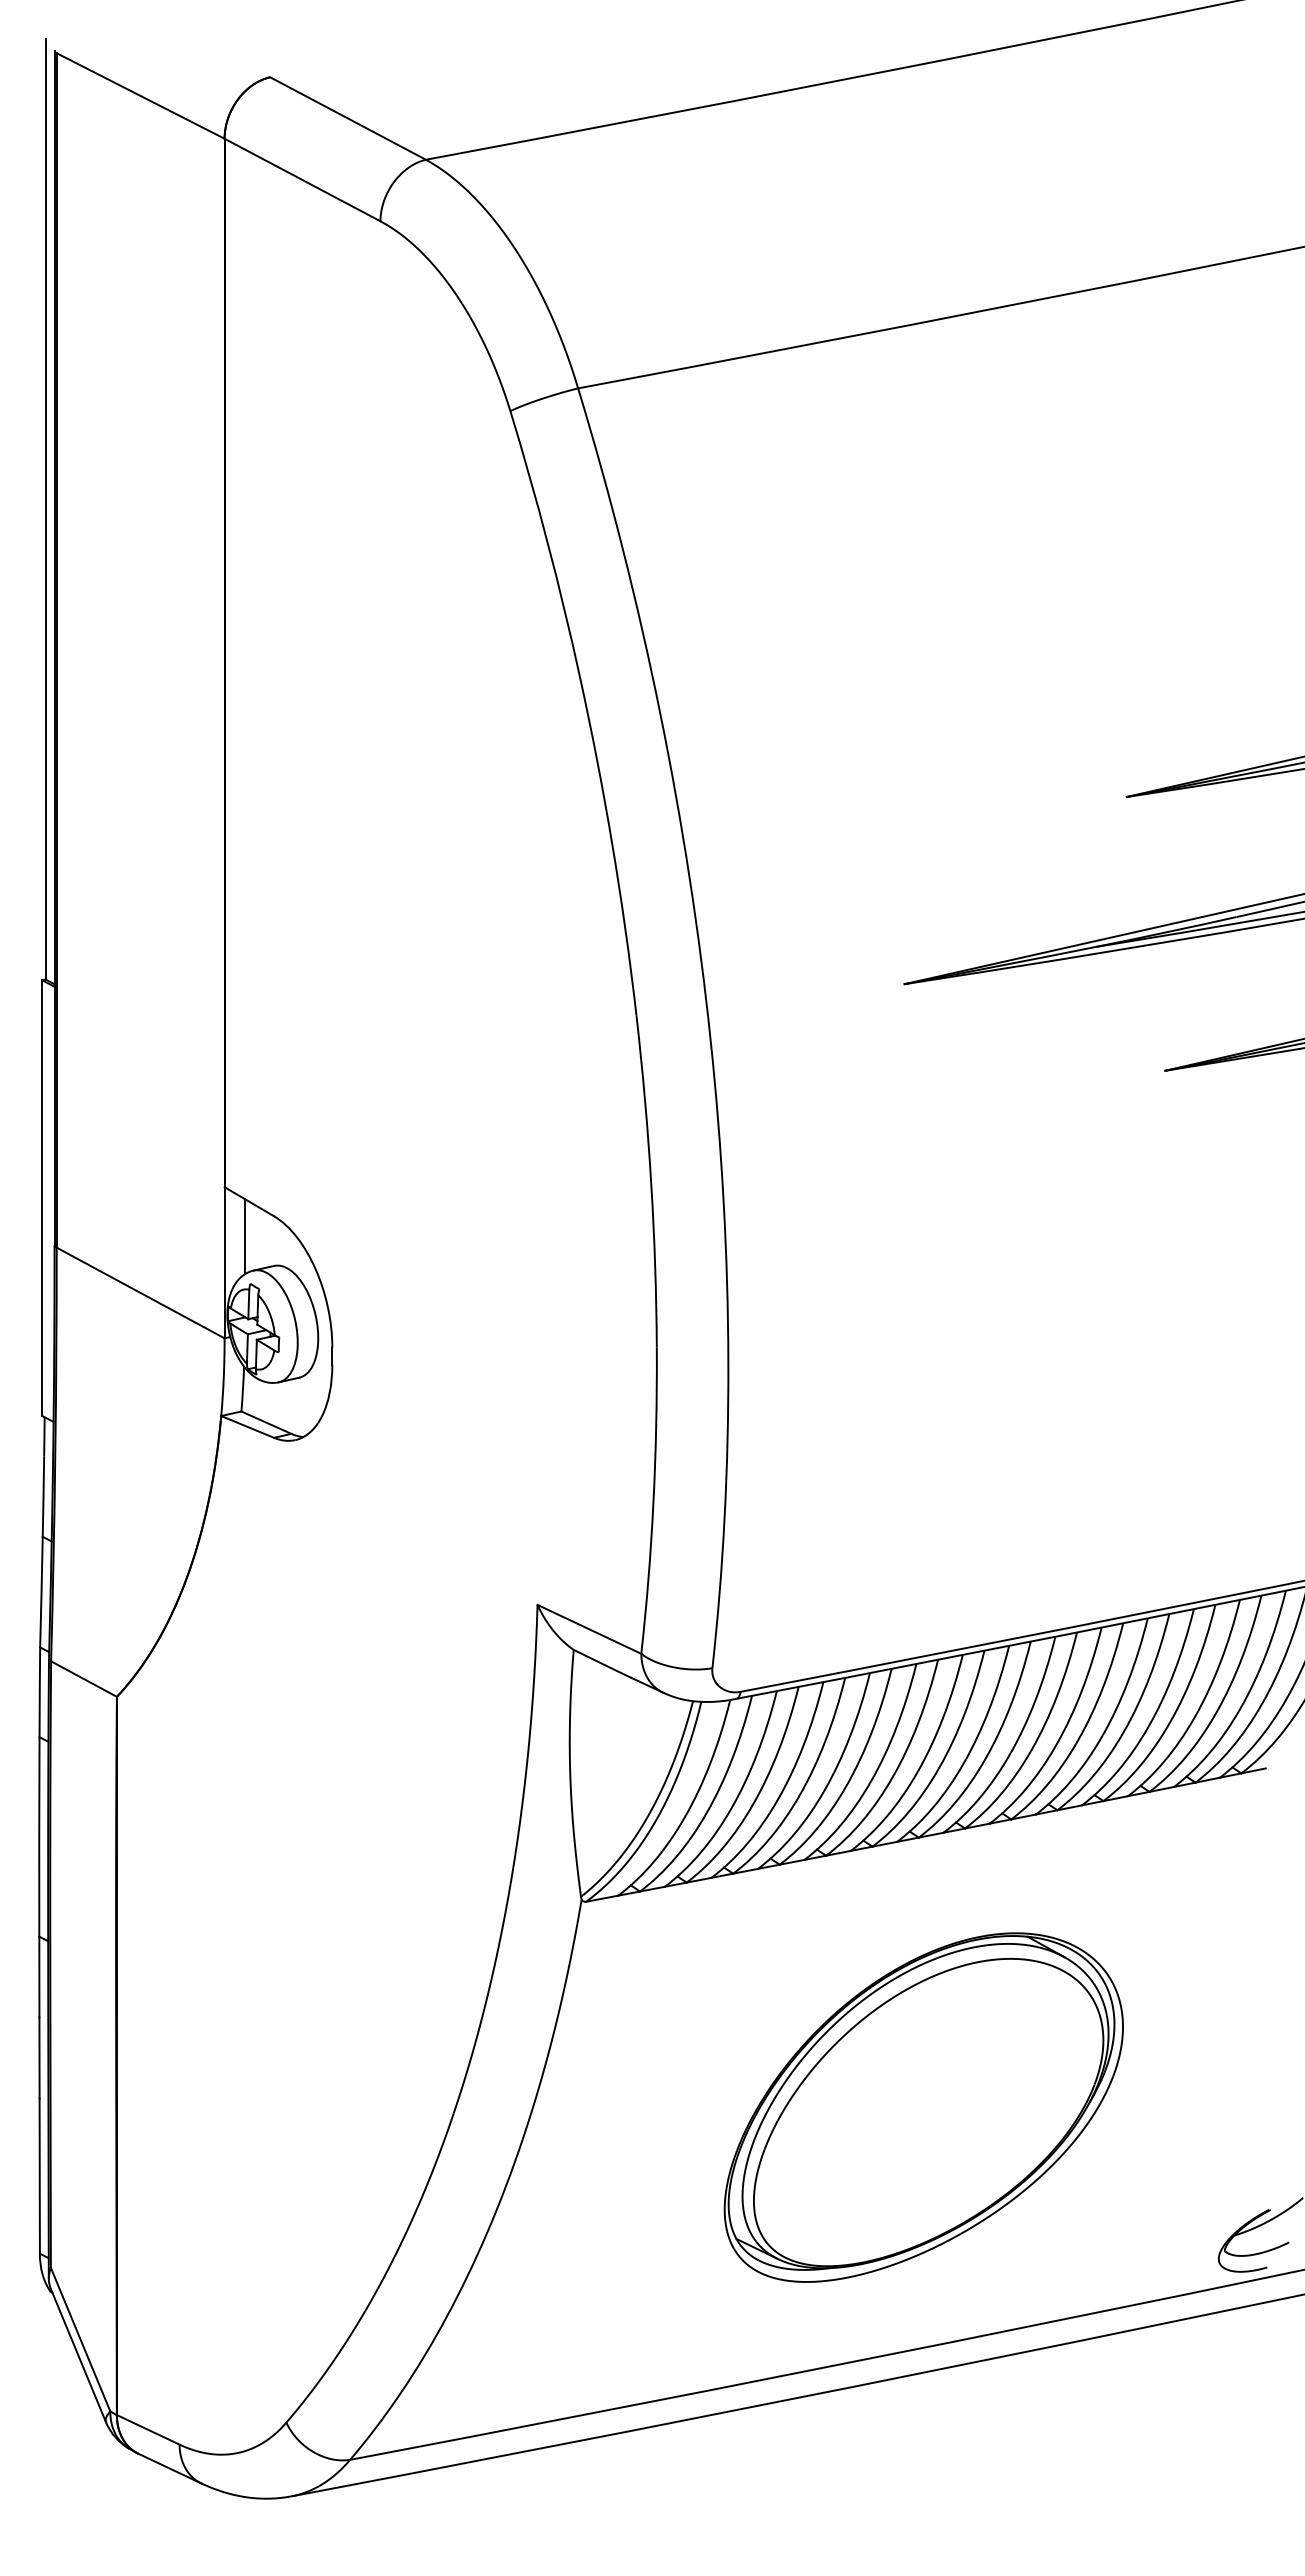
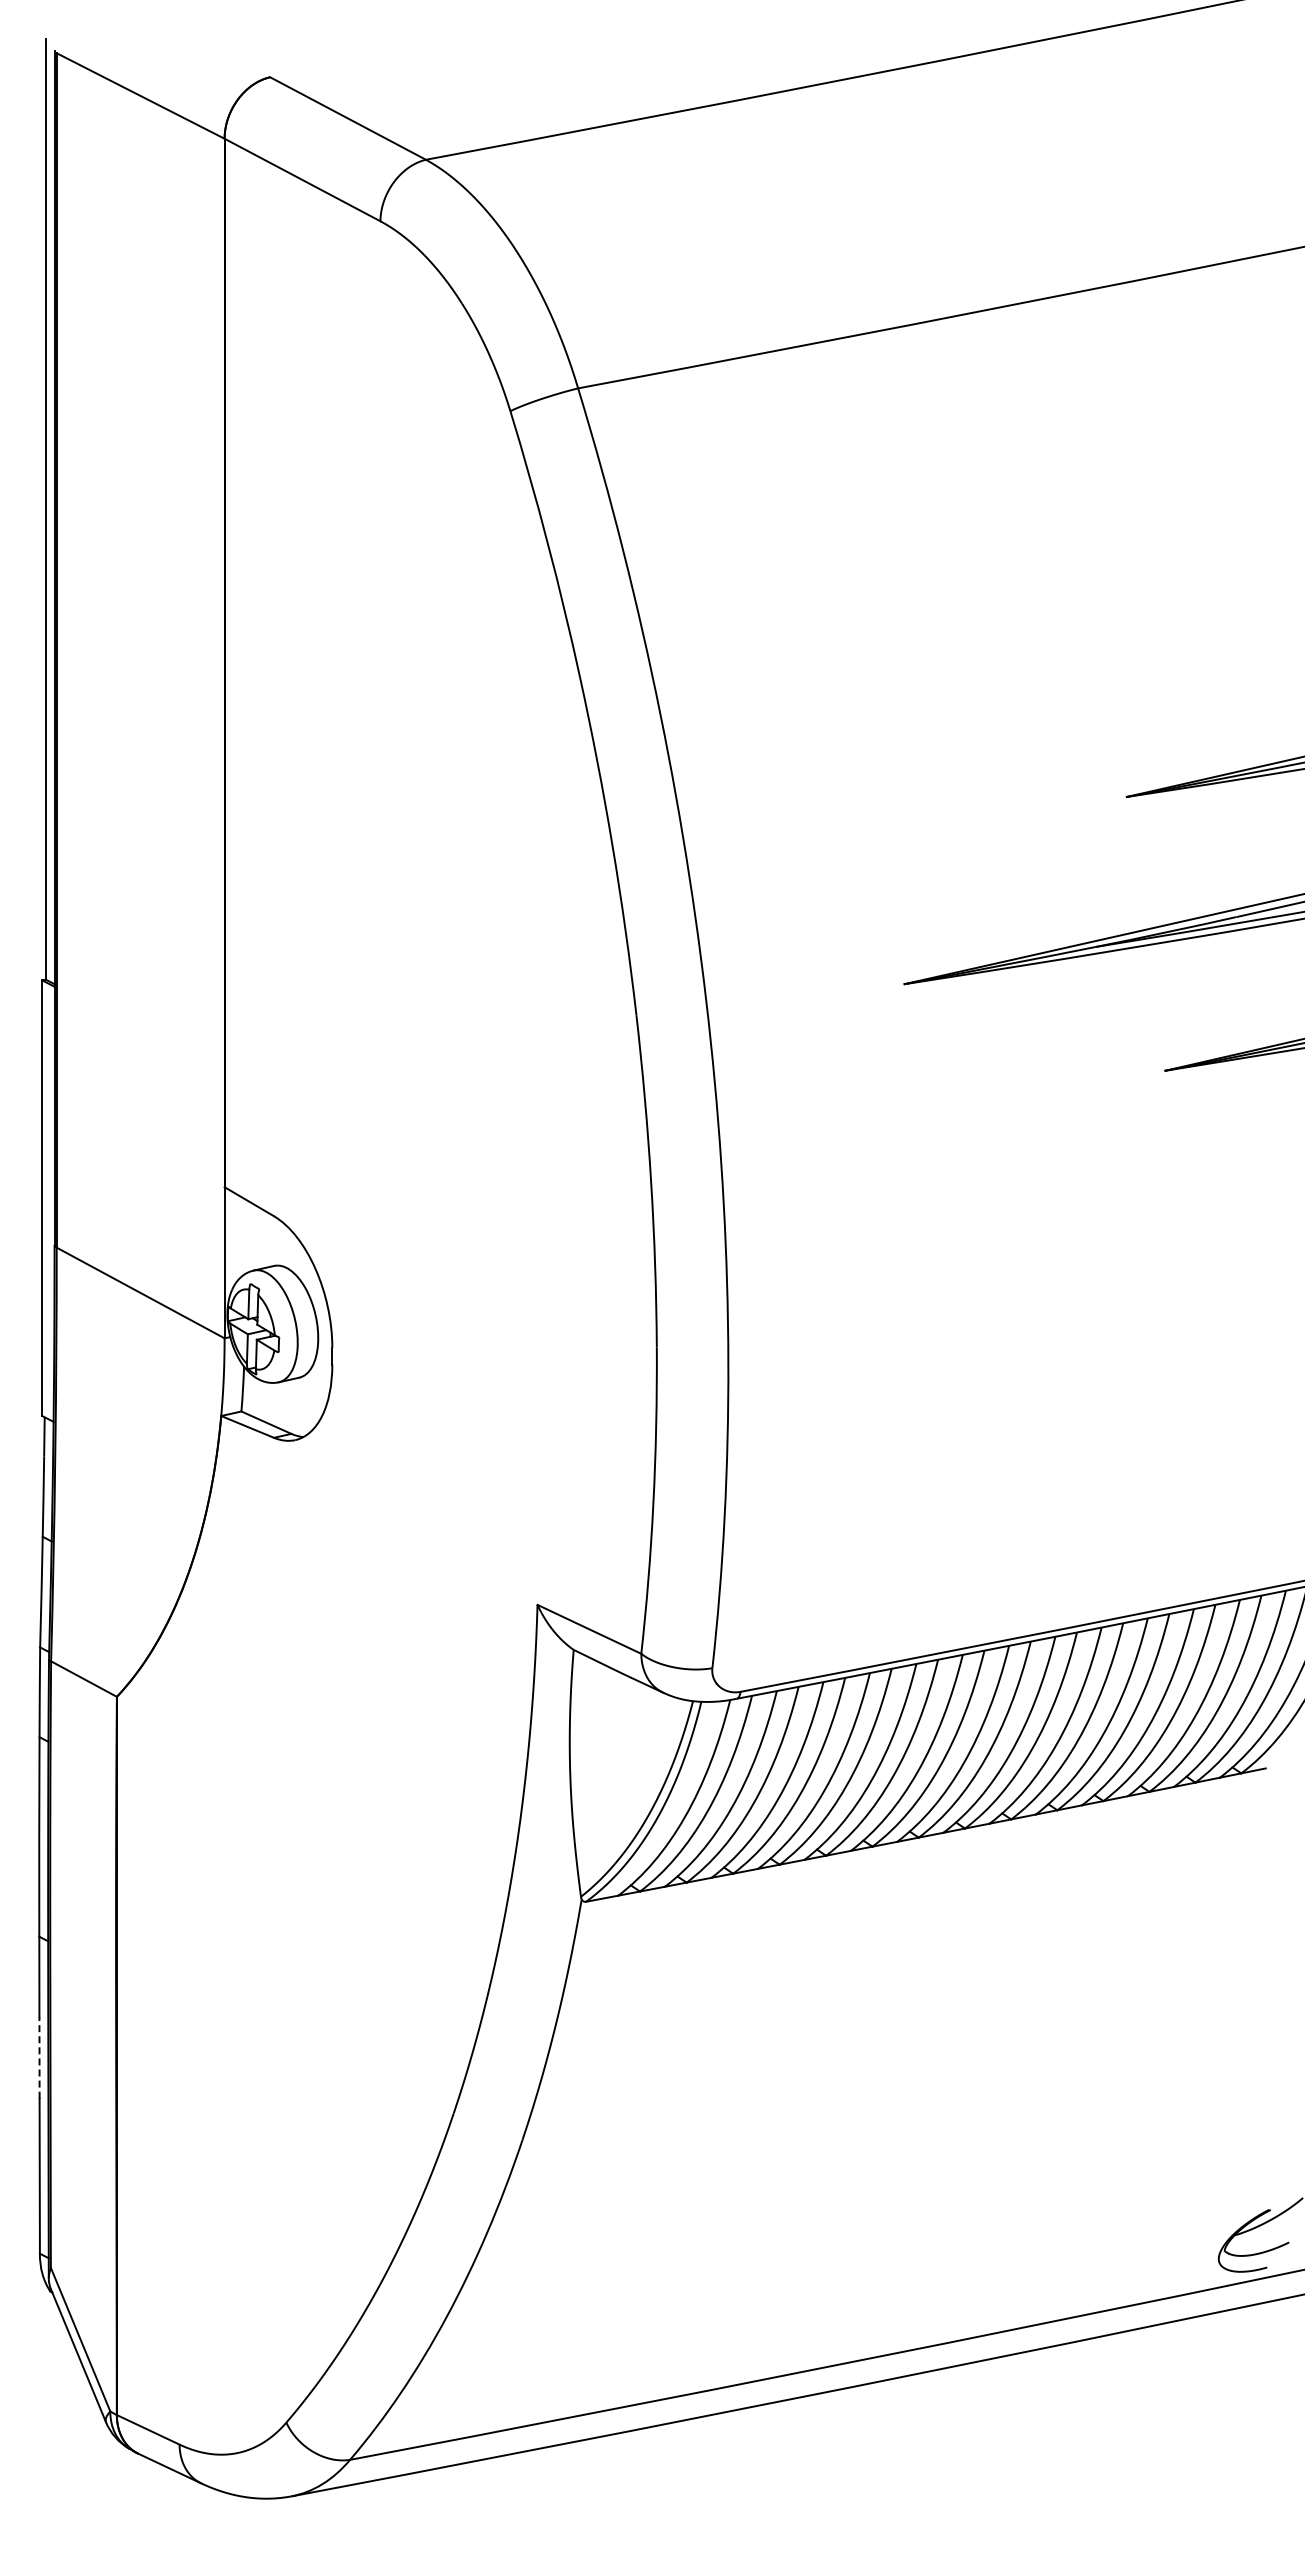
line: present -> none (244, 1236)
line: solid -> dashed (39, 2058)
part: present -> none (923, 2107)
